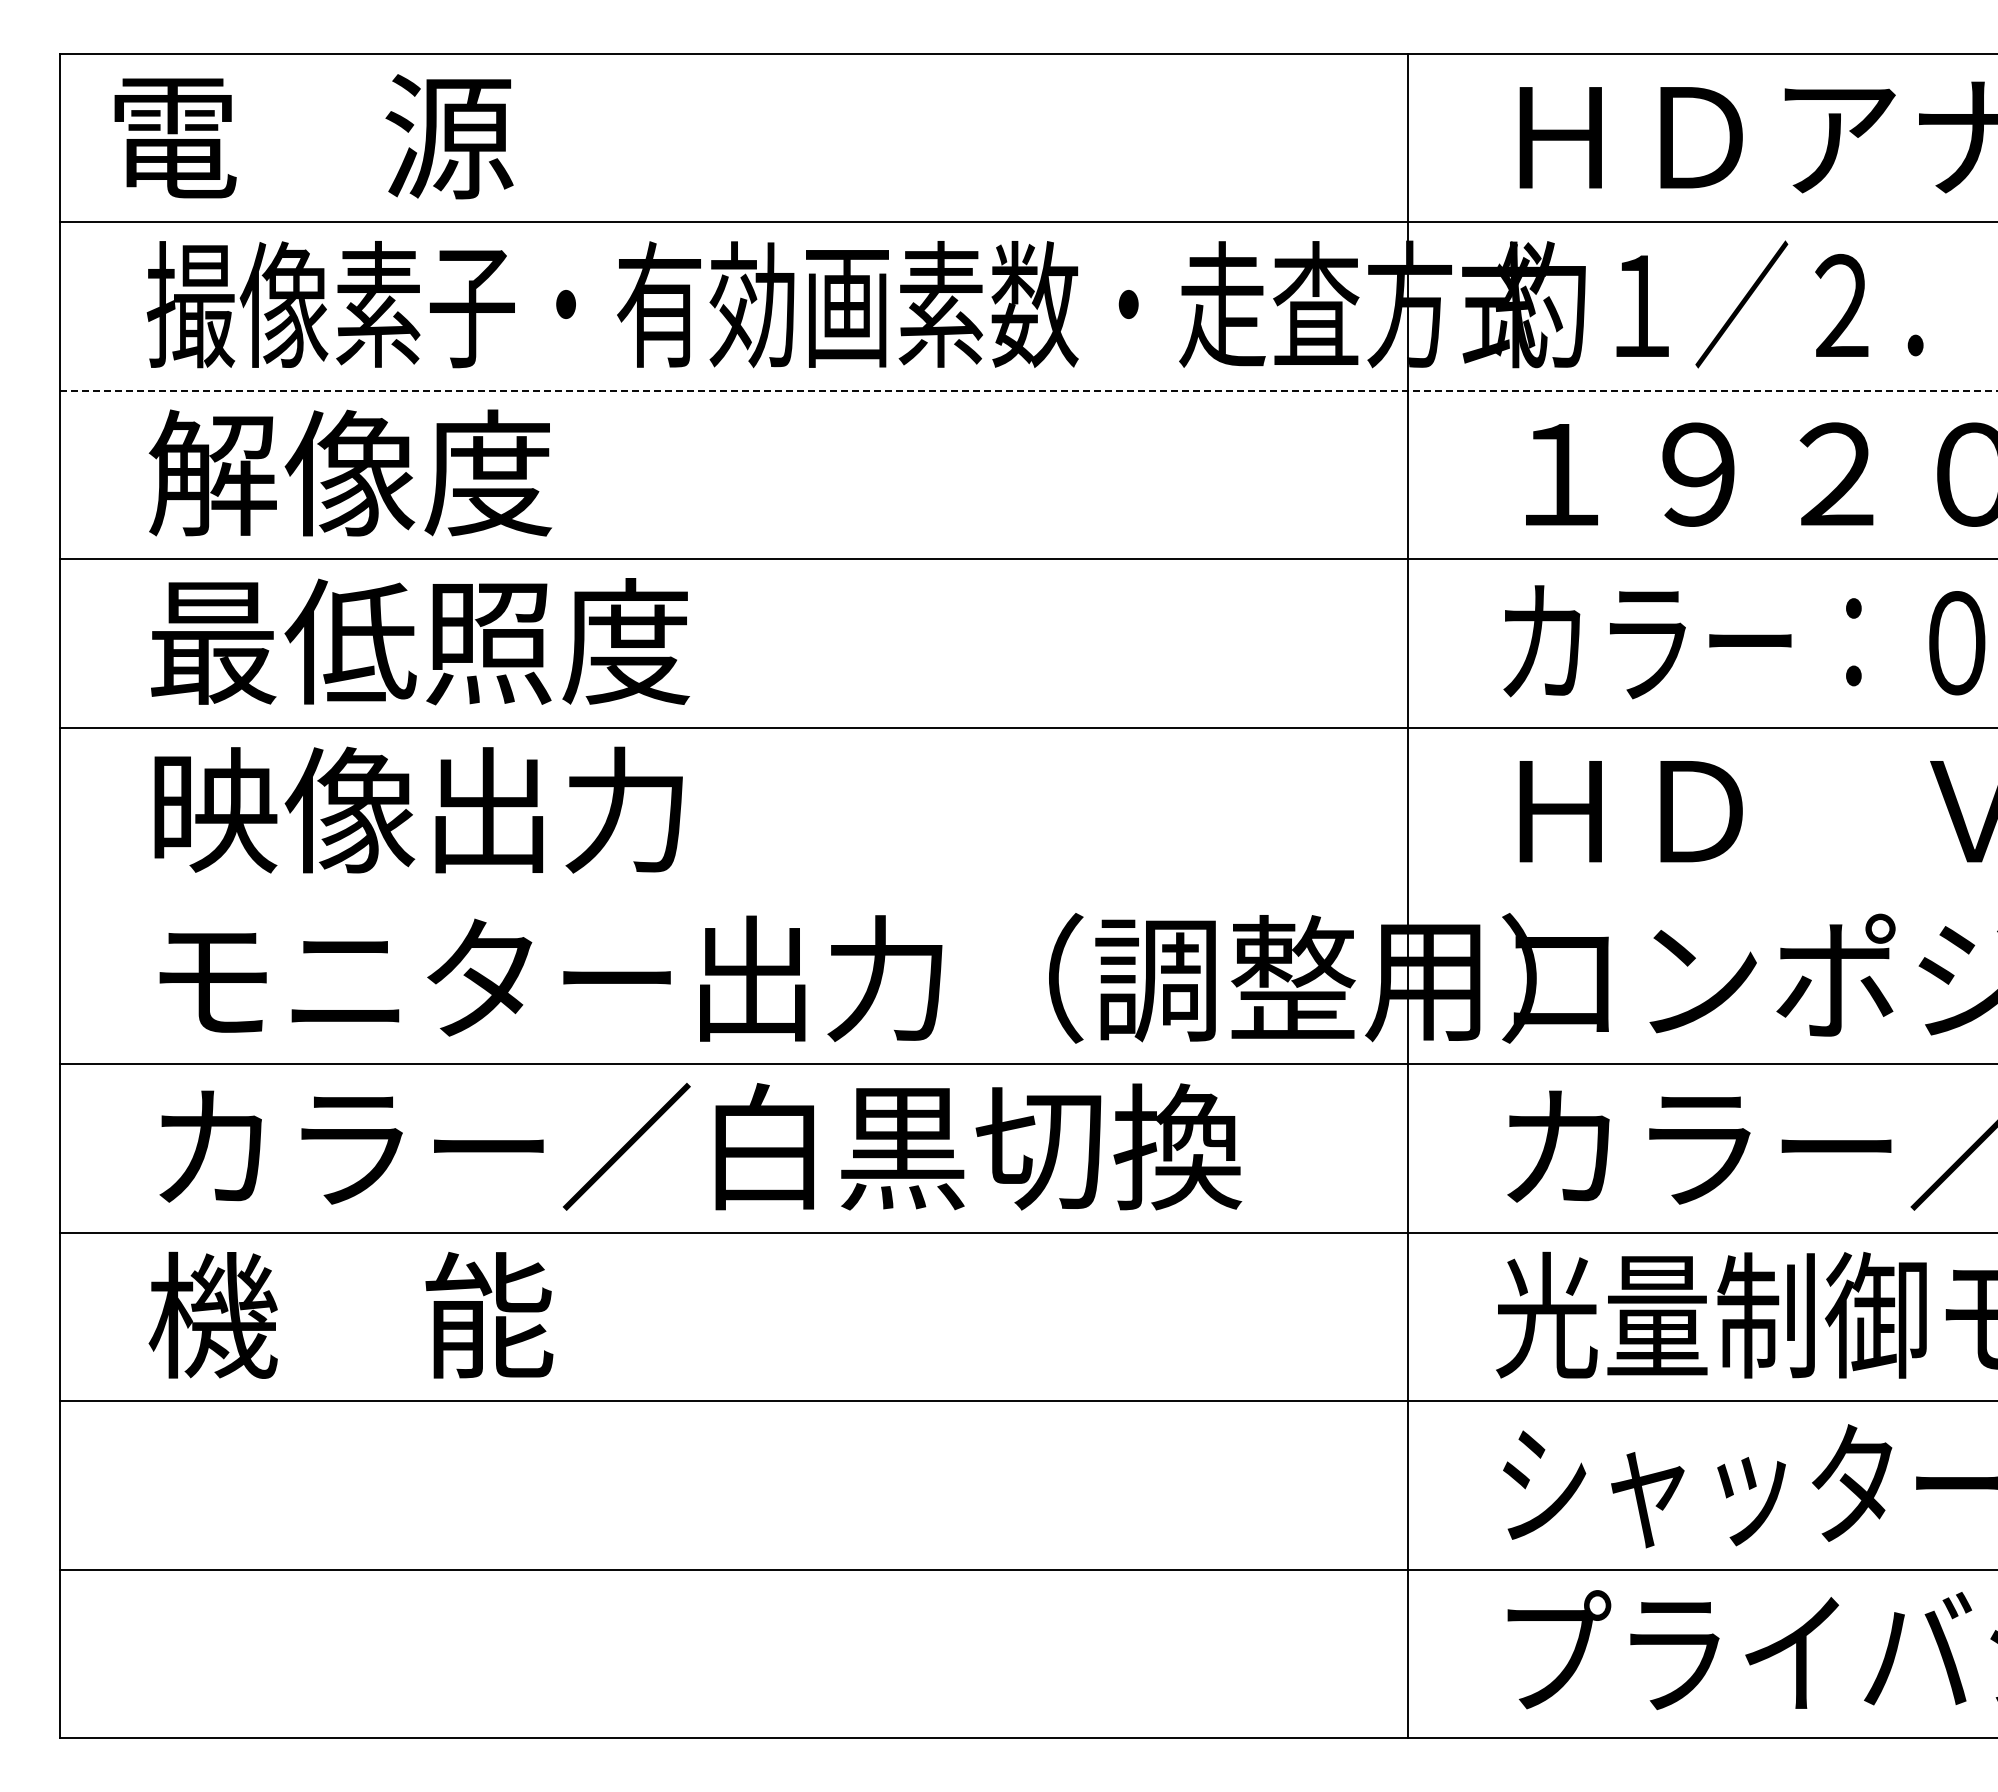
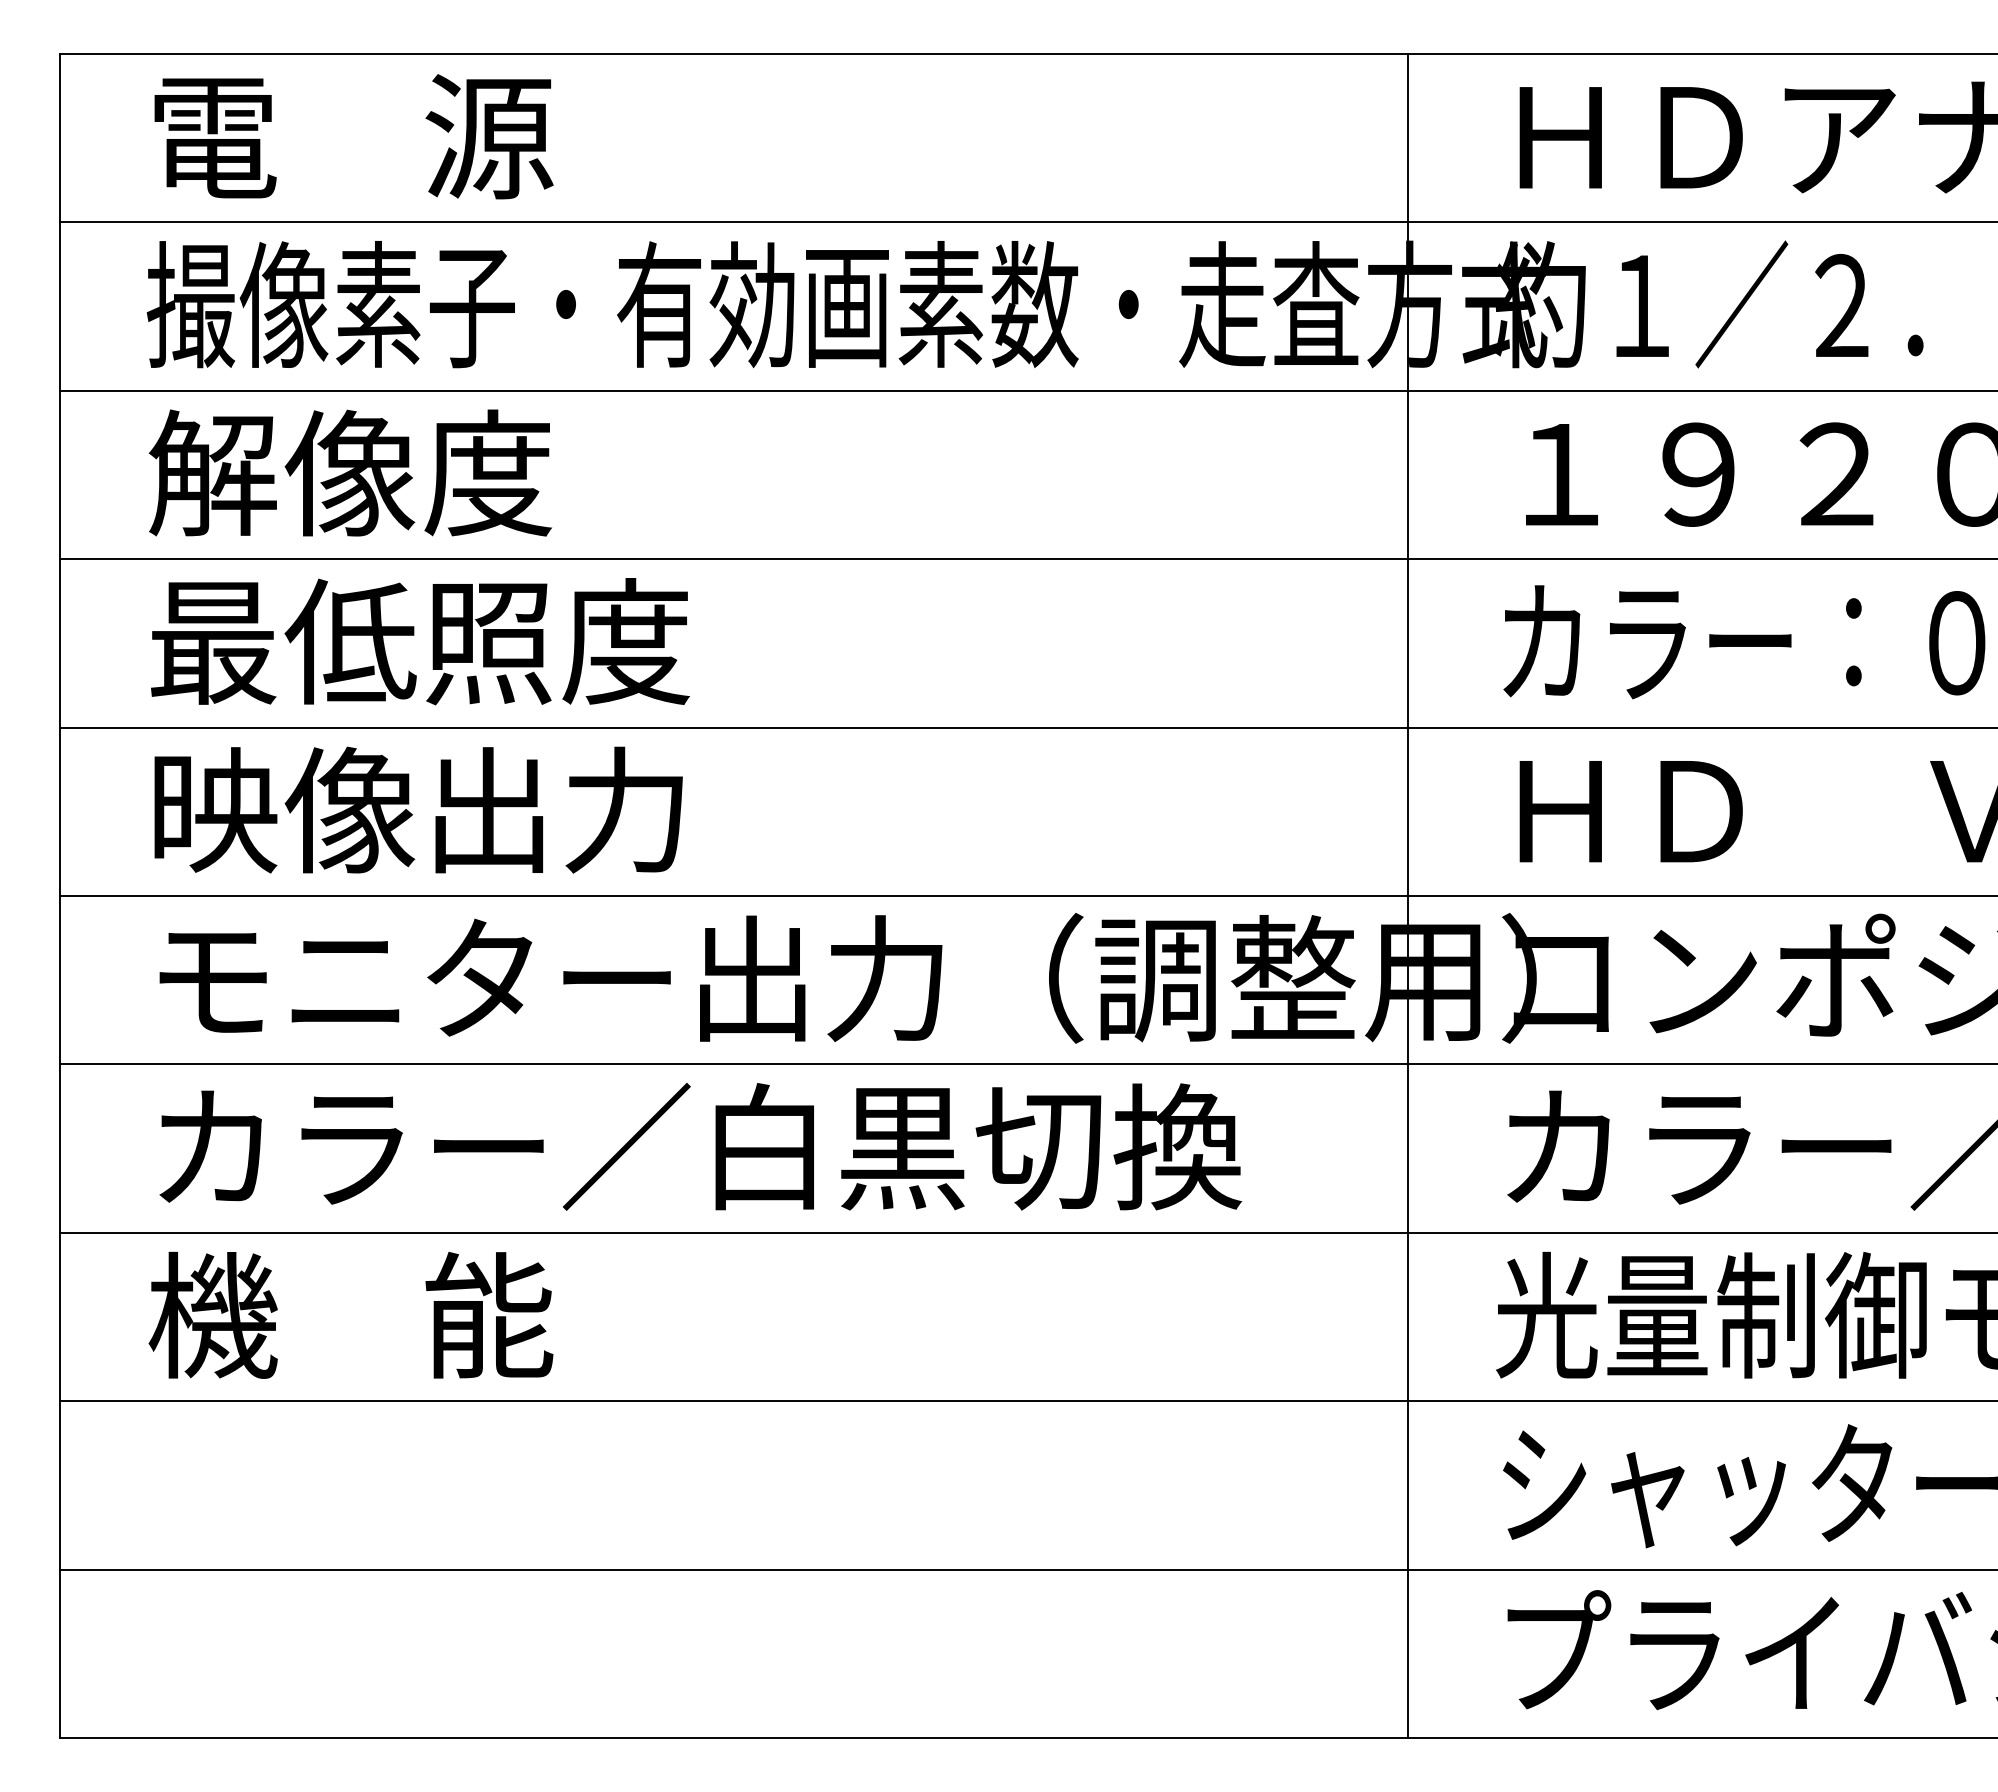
text position: (313, 136) -> (353, 136) (353, 136)
line: dashed -> solid (1028, 390)
line: none -> present (1026, 896)
